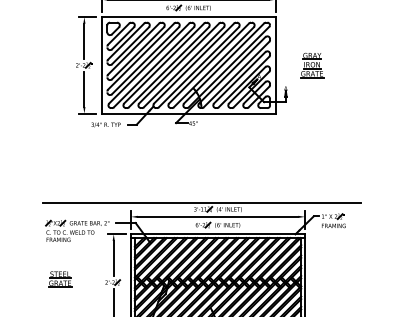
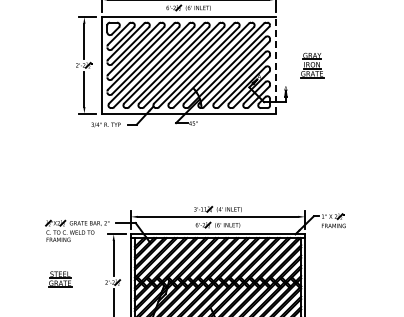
line: solid -> dashed (275, 64)
line: present -> none (201, 202)
